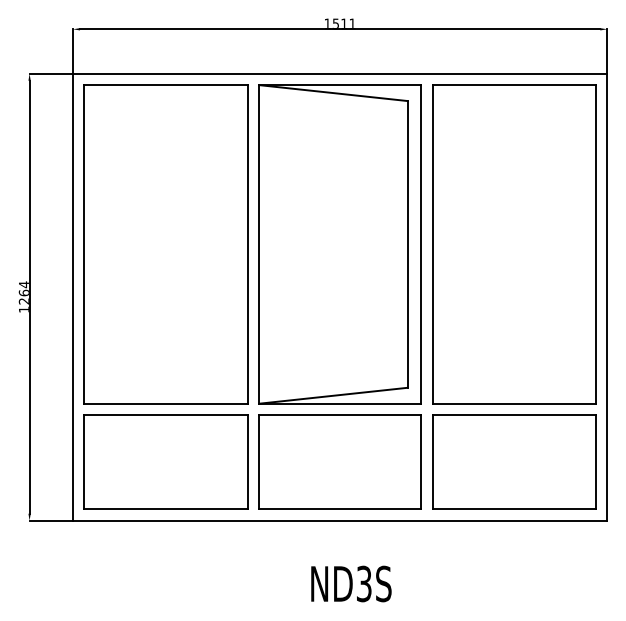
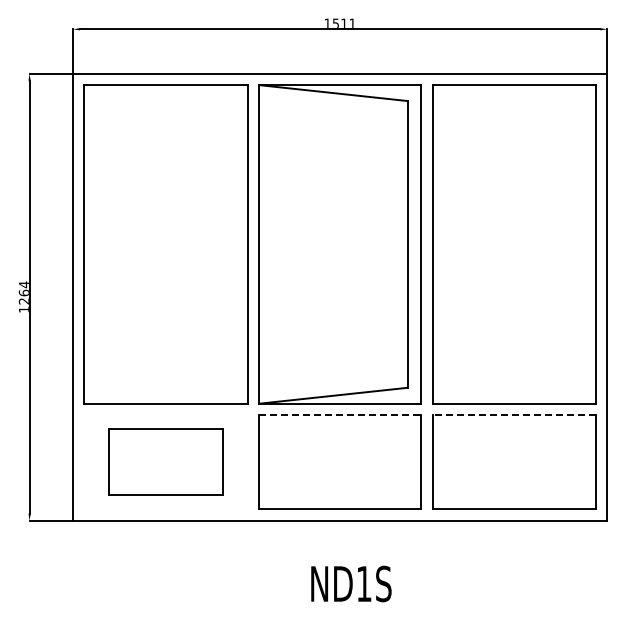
line: solid -> dashed (340, 415)
line: solid -> dashed (514, 415)
part size: 166x96 px -> 116x68 px (165, 461)
text: ND3S -> ND1S (364, 583)
